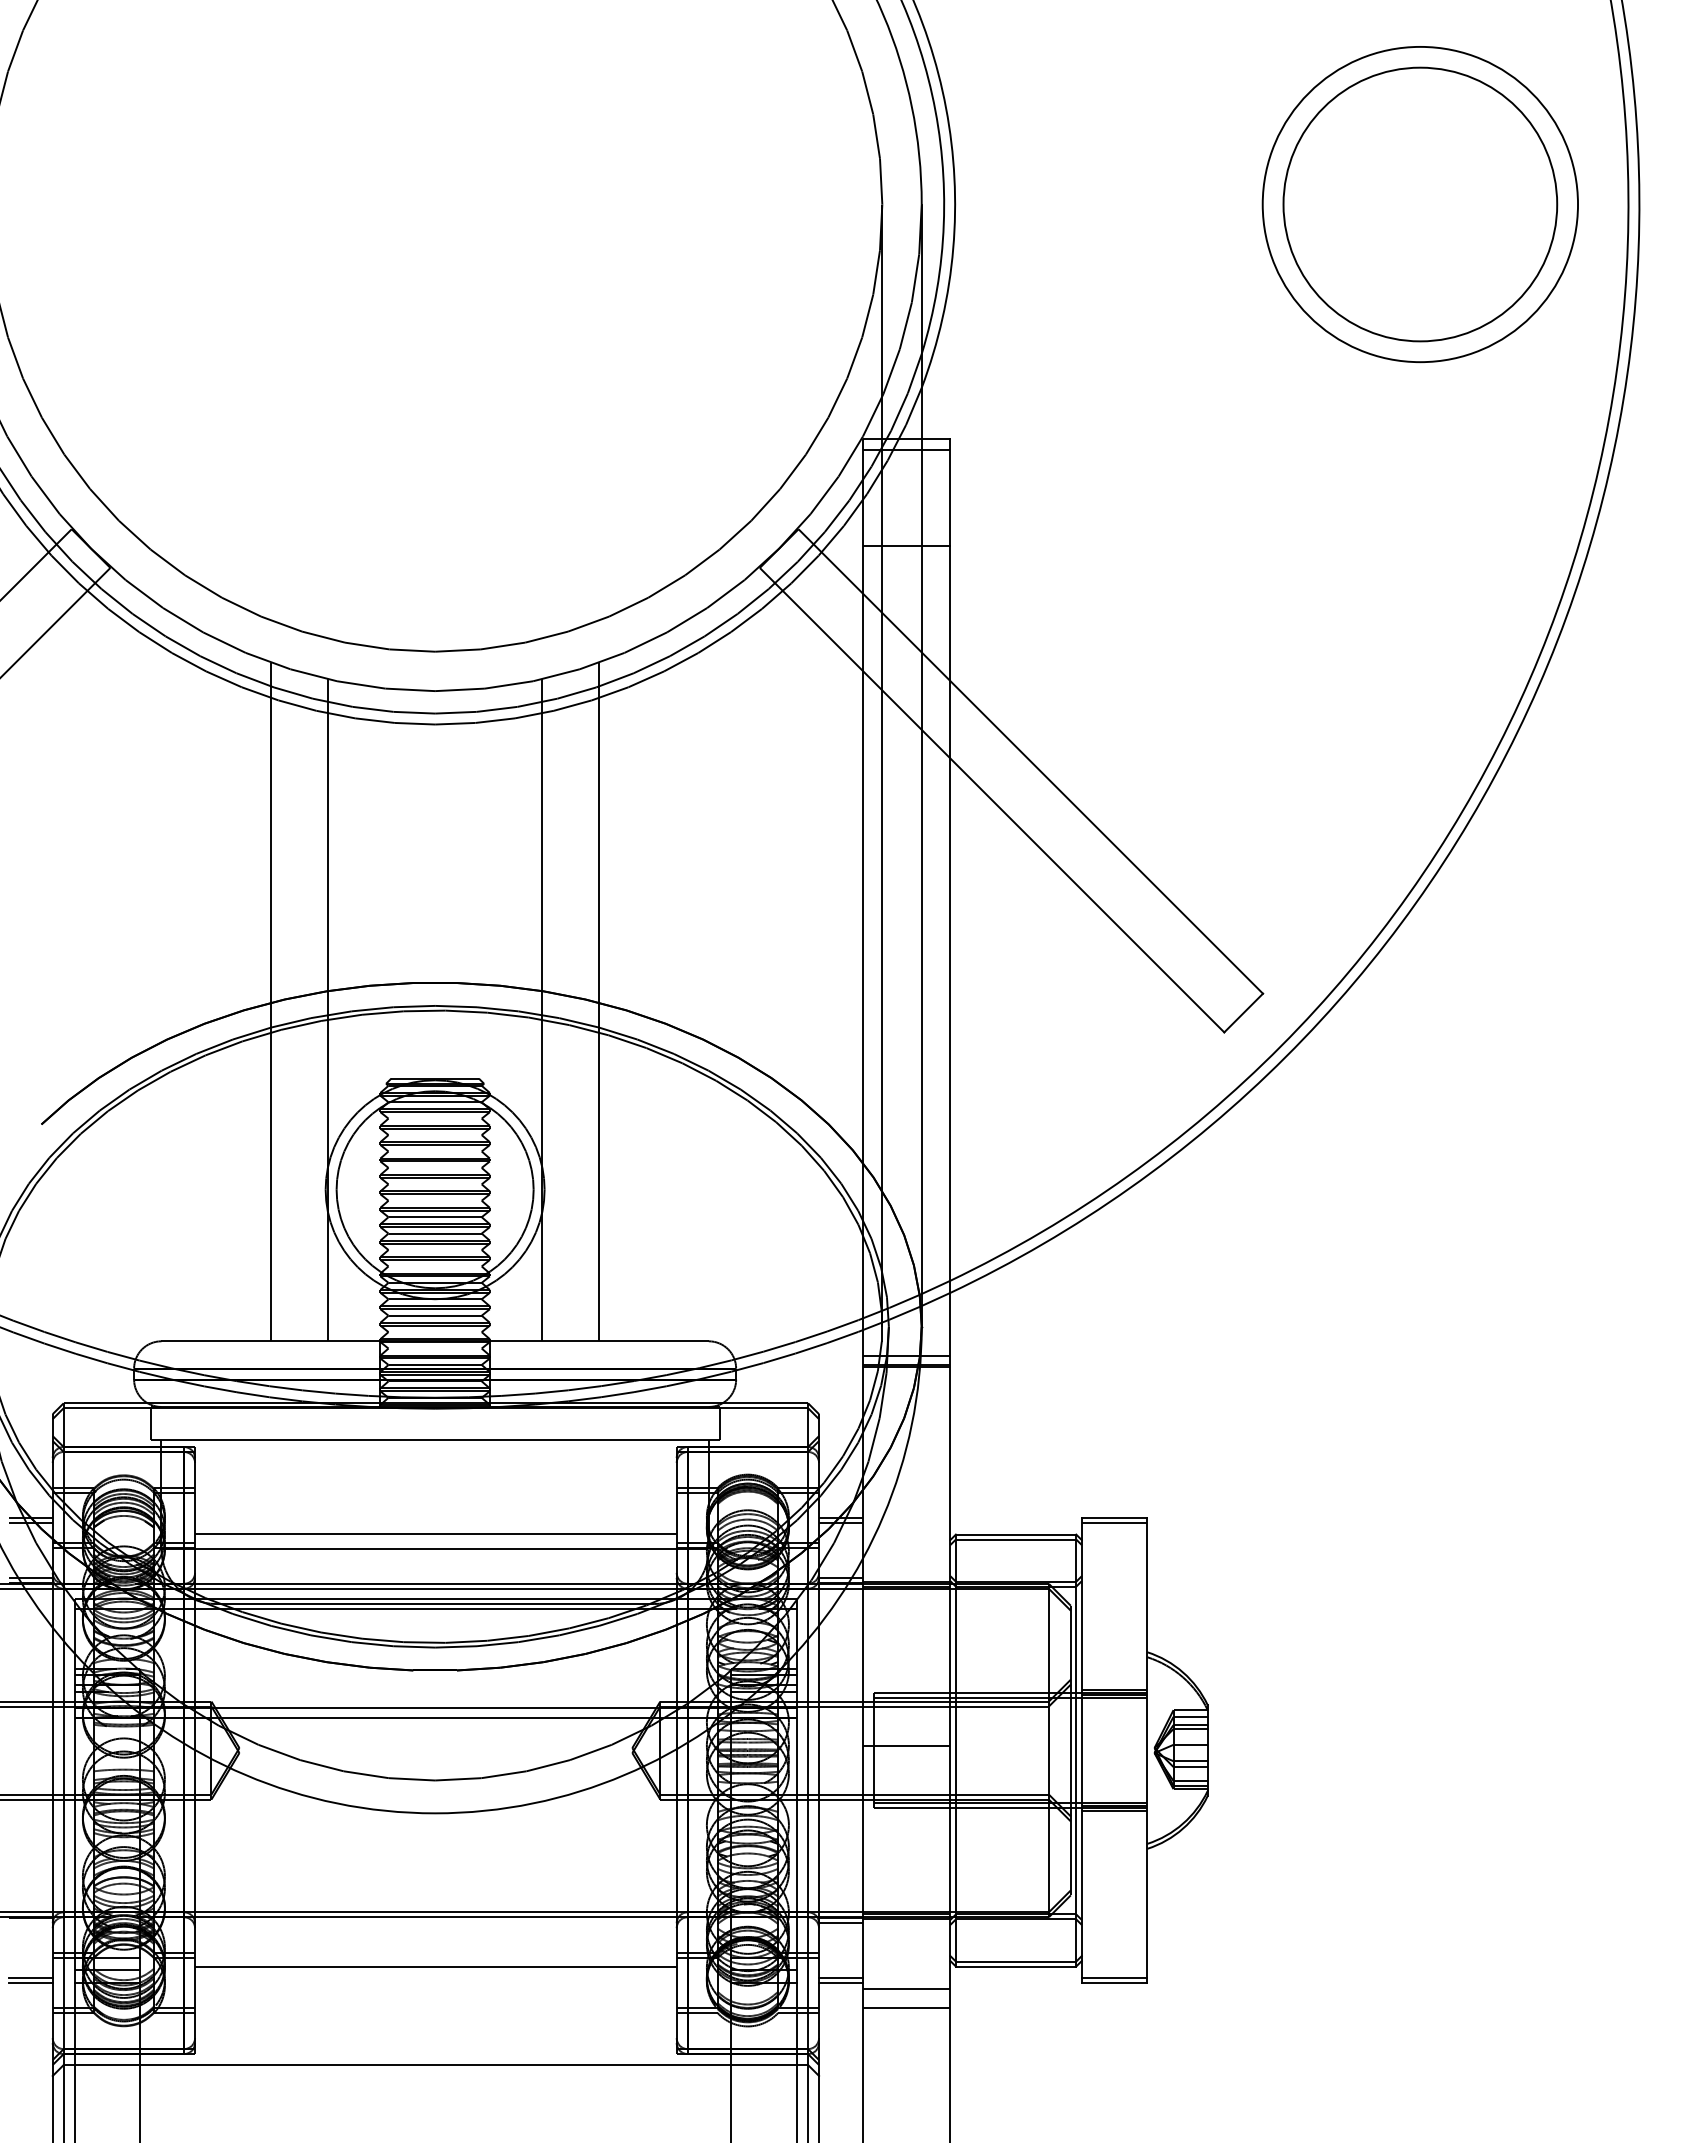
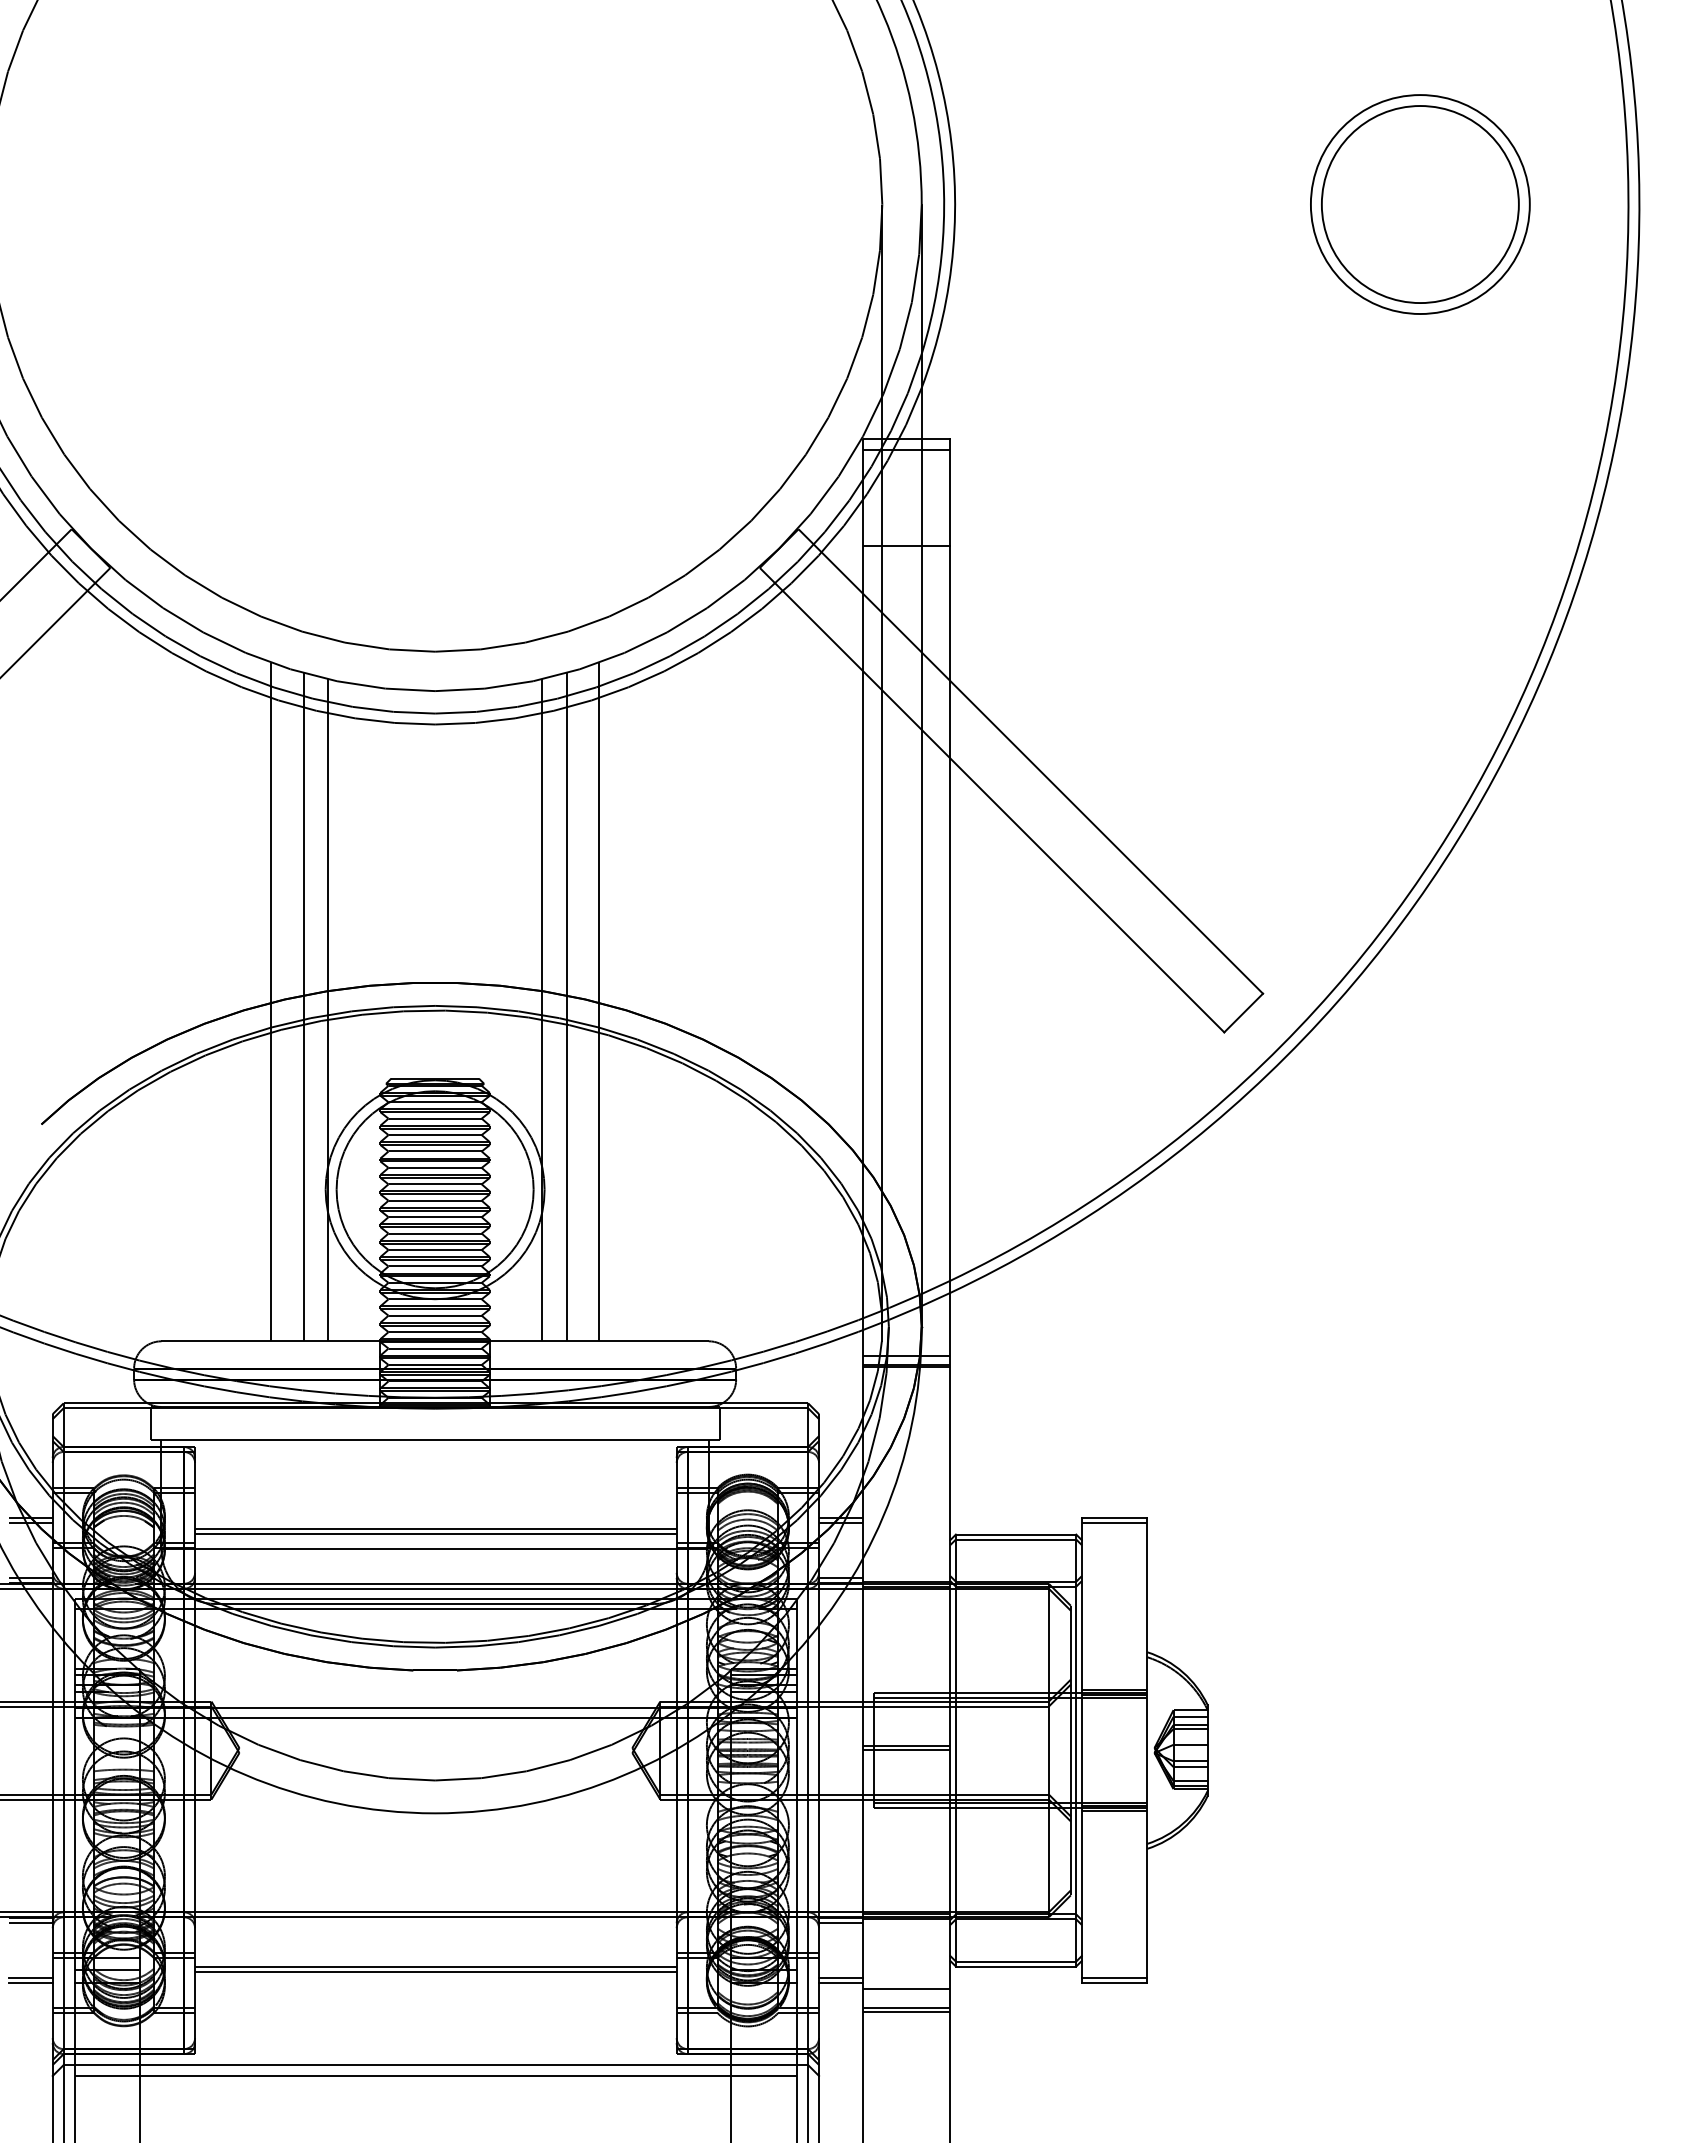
circle diameter: 274 px -> 219 px (1419, 204)
circle diameter: 315 px -> 197 px (1419, 204)
line: none -> present (303, 1007)
line: none -> present (566, 1007)
line: none -> present (434, 1118)
line: none -> present (434, 1135)
line: none -> present (434, 1151)
line: none -> present (434, 1167)
line: none -> present (434, 1184)
line: none -> present (434, 1200)
line: none -> present (434, 1250)
line: none -> present (434, 1266)
line: none -> present (434, 1332)
line: none -> present (434, 1348)
line: none -> present (435, 1529)
line: none -> present (906, 1750)
line: none -> present (30, 1922)
line: none -> present (435, 1971)
line: none -> present (906, 2011)
line: none -> present (435, 2075)
